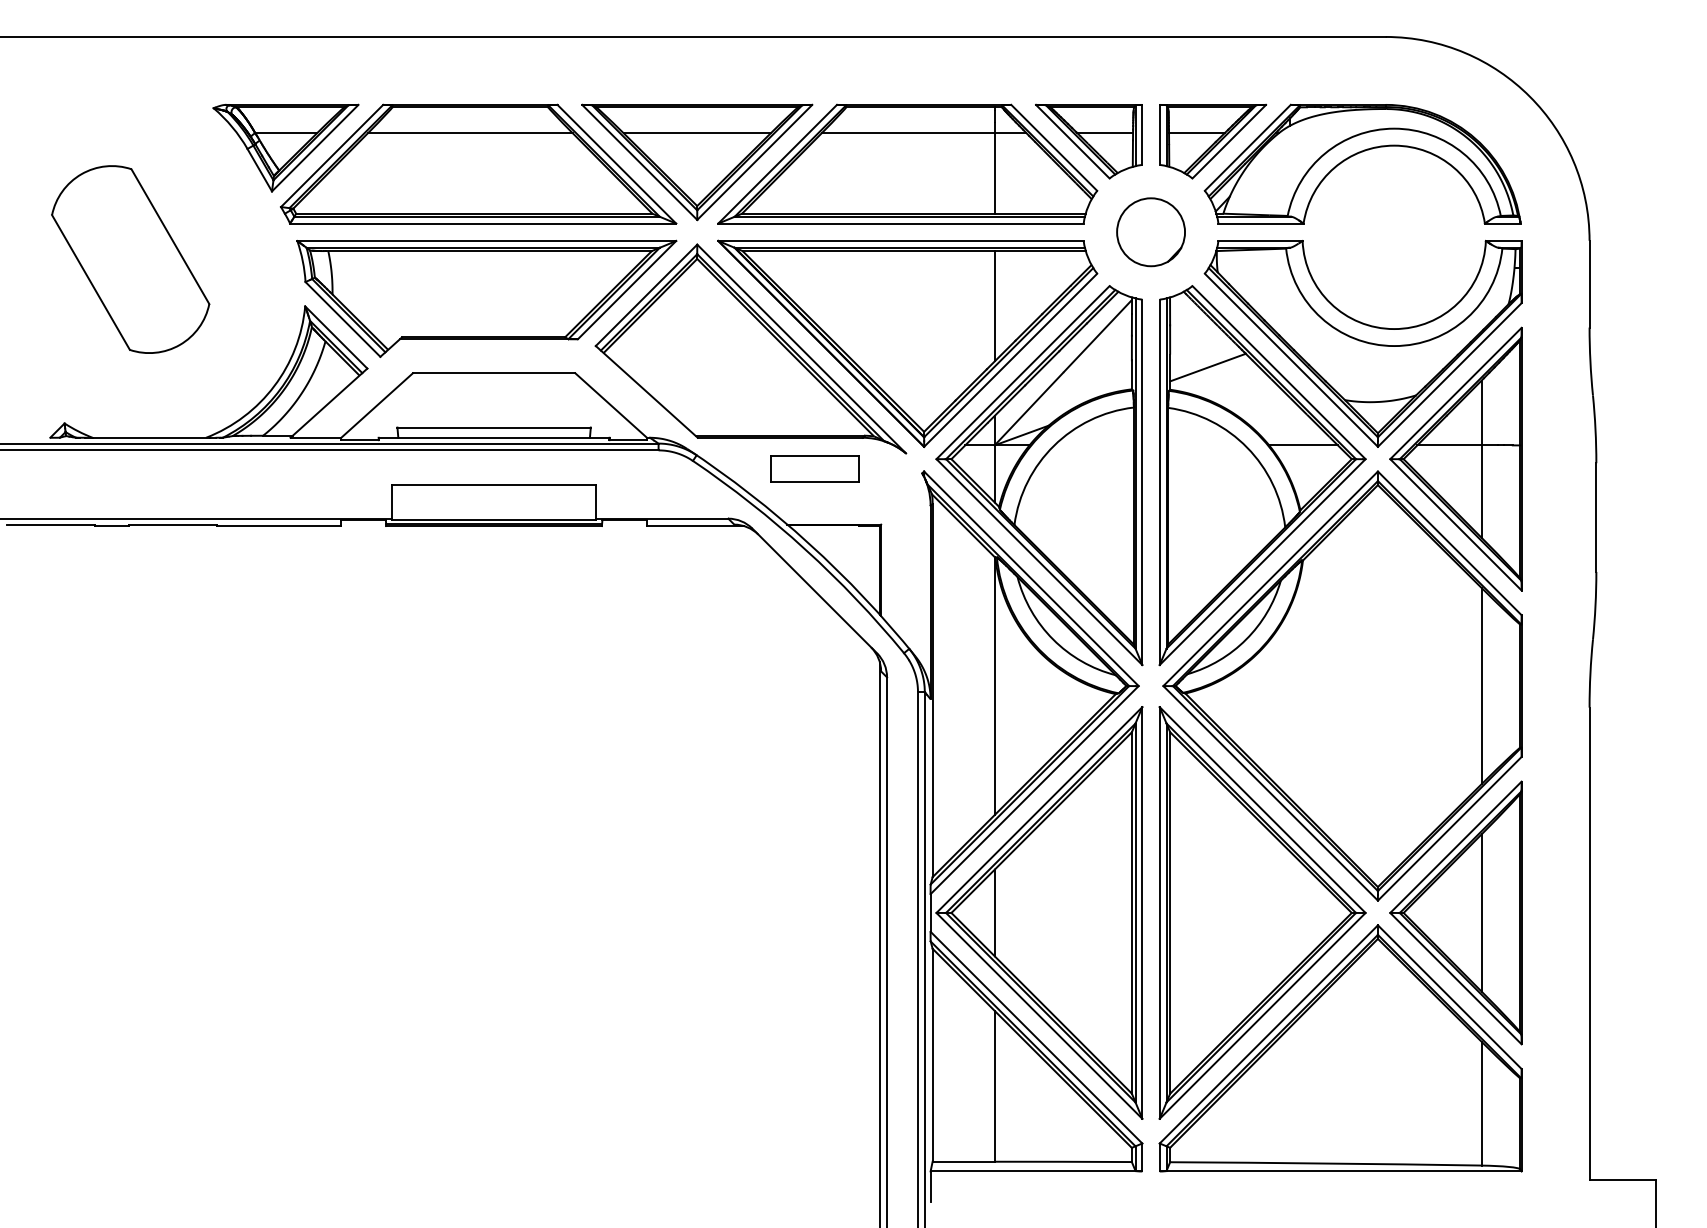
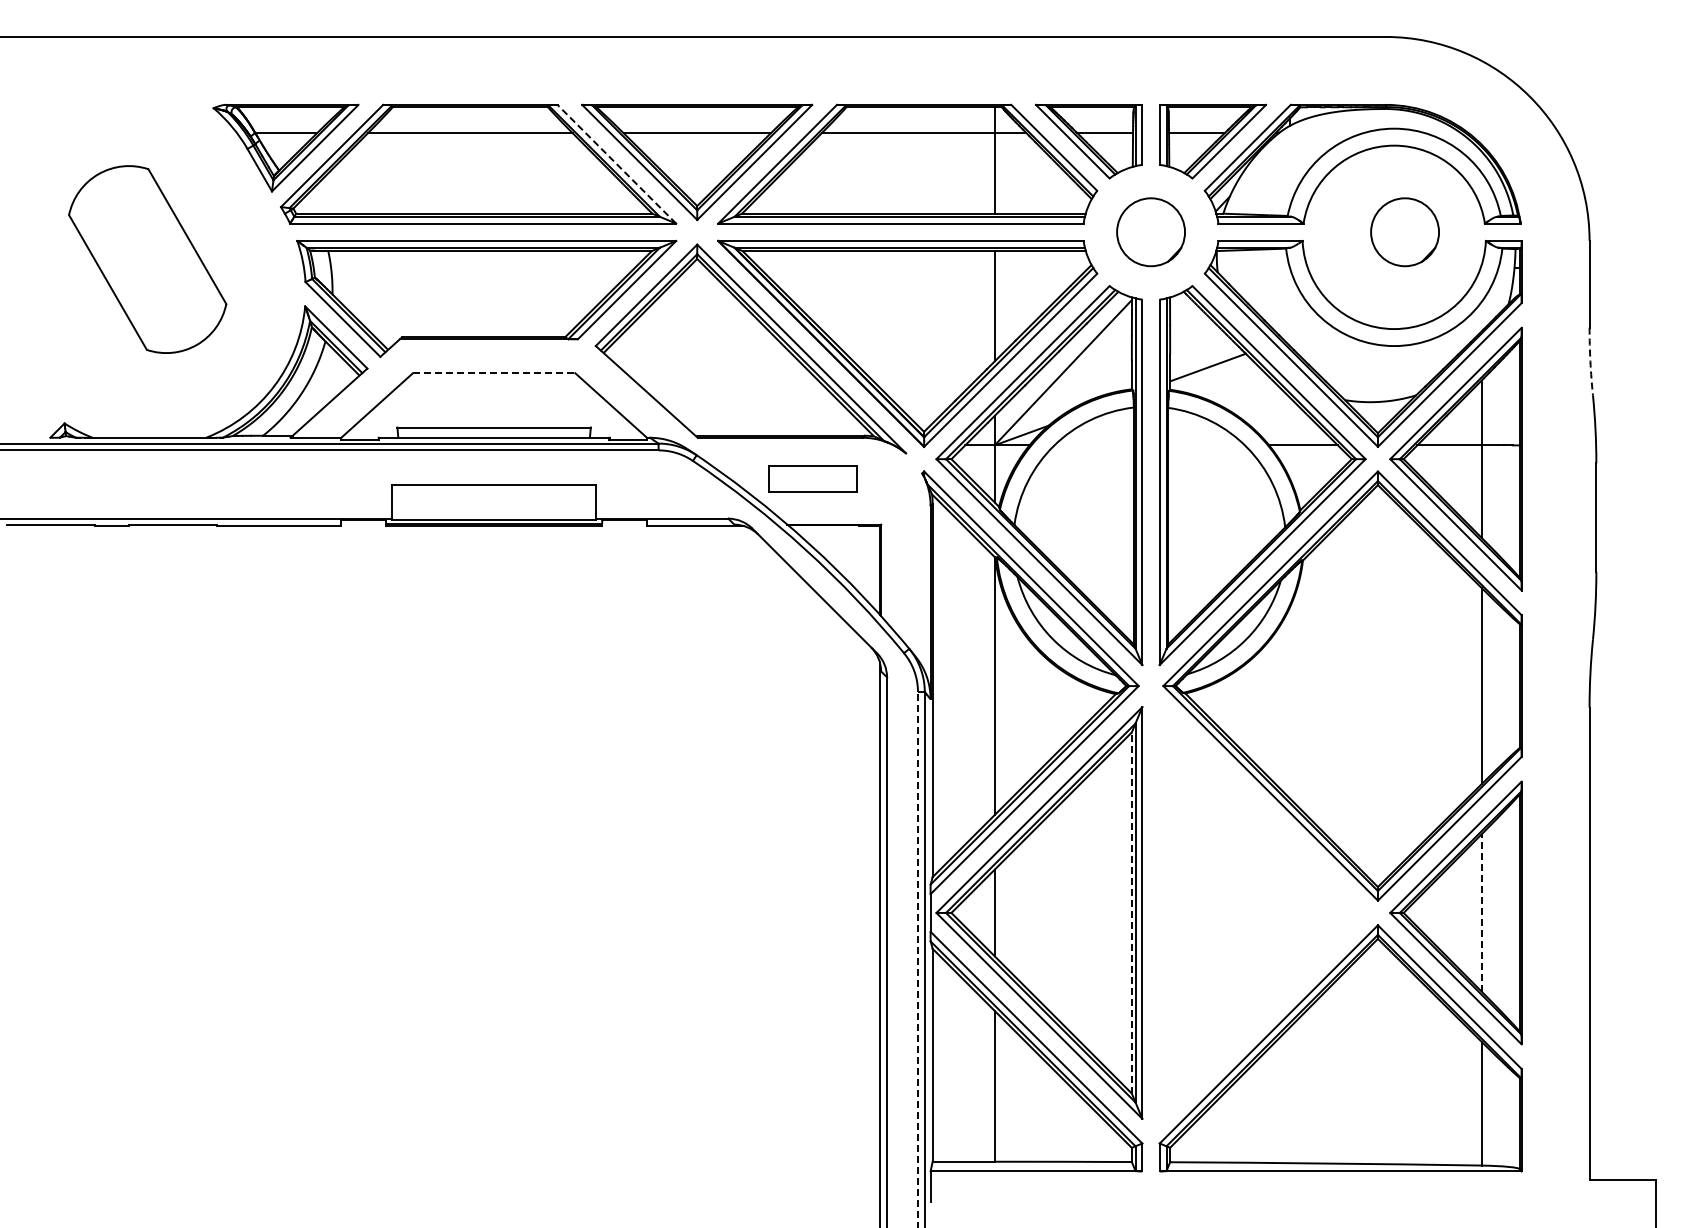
line: solid -> dashed (616, 164)
part: none -> present (1404, 232)
part position: (130, 259) -> (147, 259) (147, 259)
arc: solid -> dashed (1590, 361)
line: solid -> dashed (494, 373)
part position: (814, 468) -> (812, 478) (812, 478)
line: solid -> dashed (1131, 912)
part: present -> none (1262, 912)
line: solid -> dashed (1481, 912)
line: solid -> dashed (917, 959)
